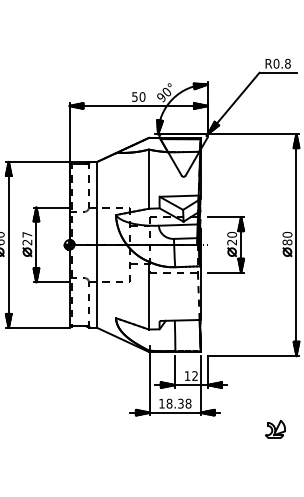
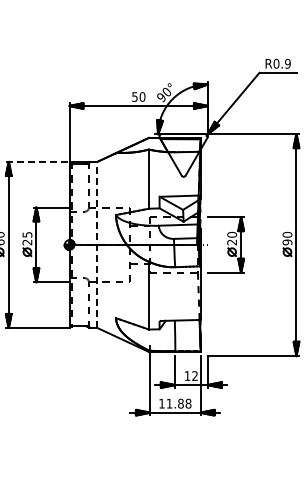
text: R0.8 -> R0.9 (287, 63)
line: solid -> dashed (37, 161)
text: 27 -> 25 (27, 234)
text: 80 -> 90 (287, 242)
line: solid -> dashed (97, 244)
text: 18.38 -> 11.88 (174, 403)
part: present -> none (275, 428)
